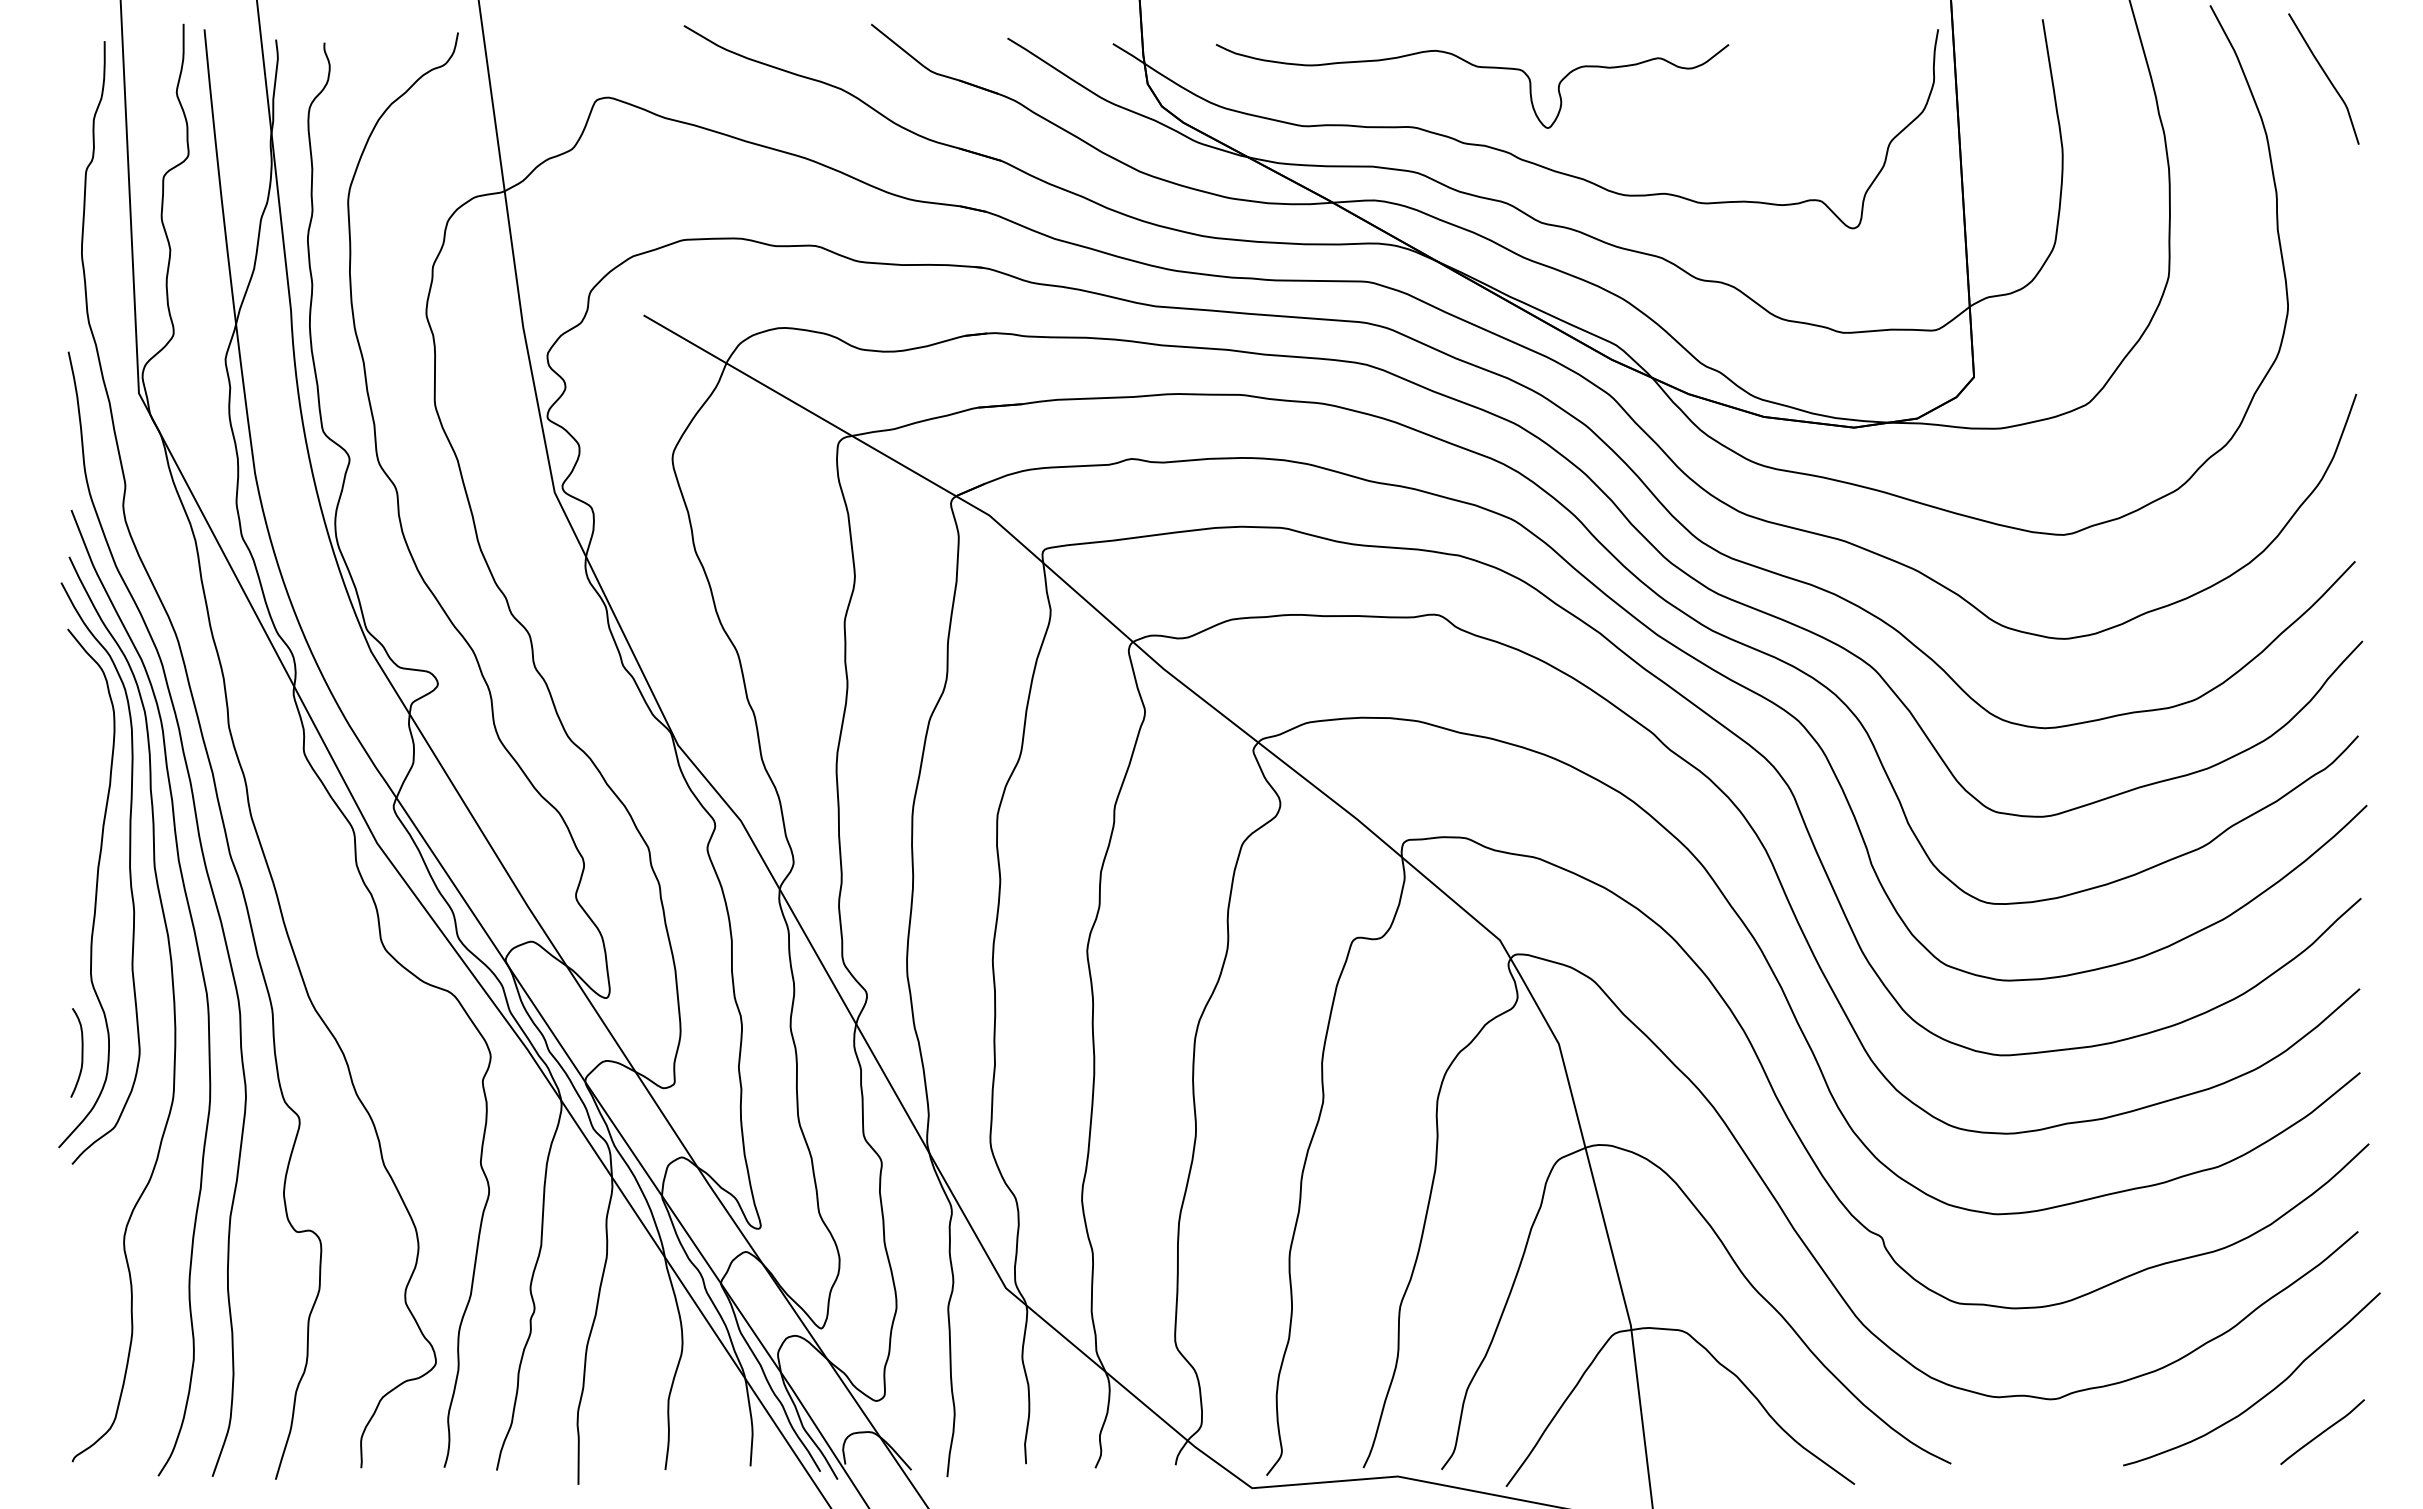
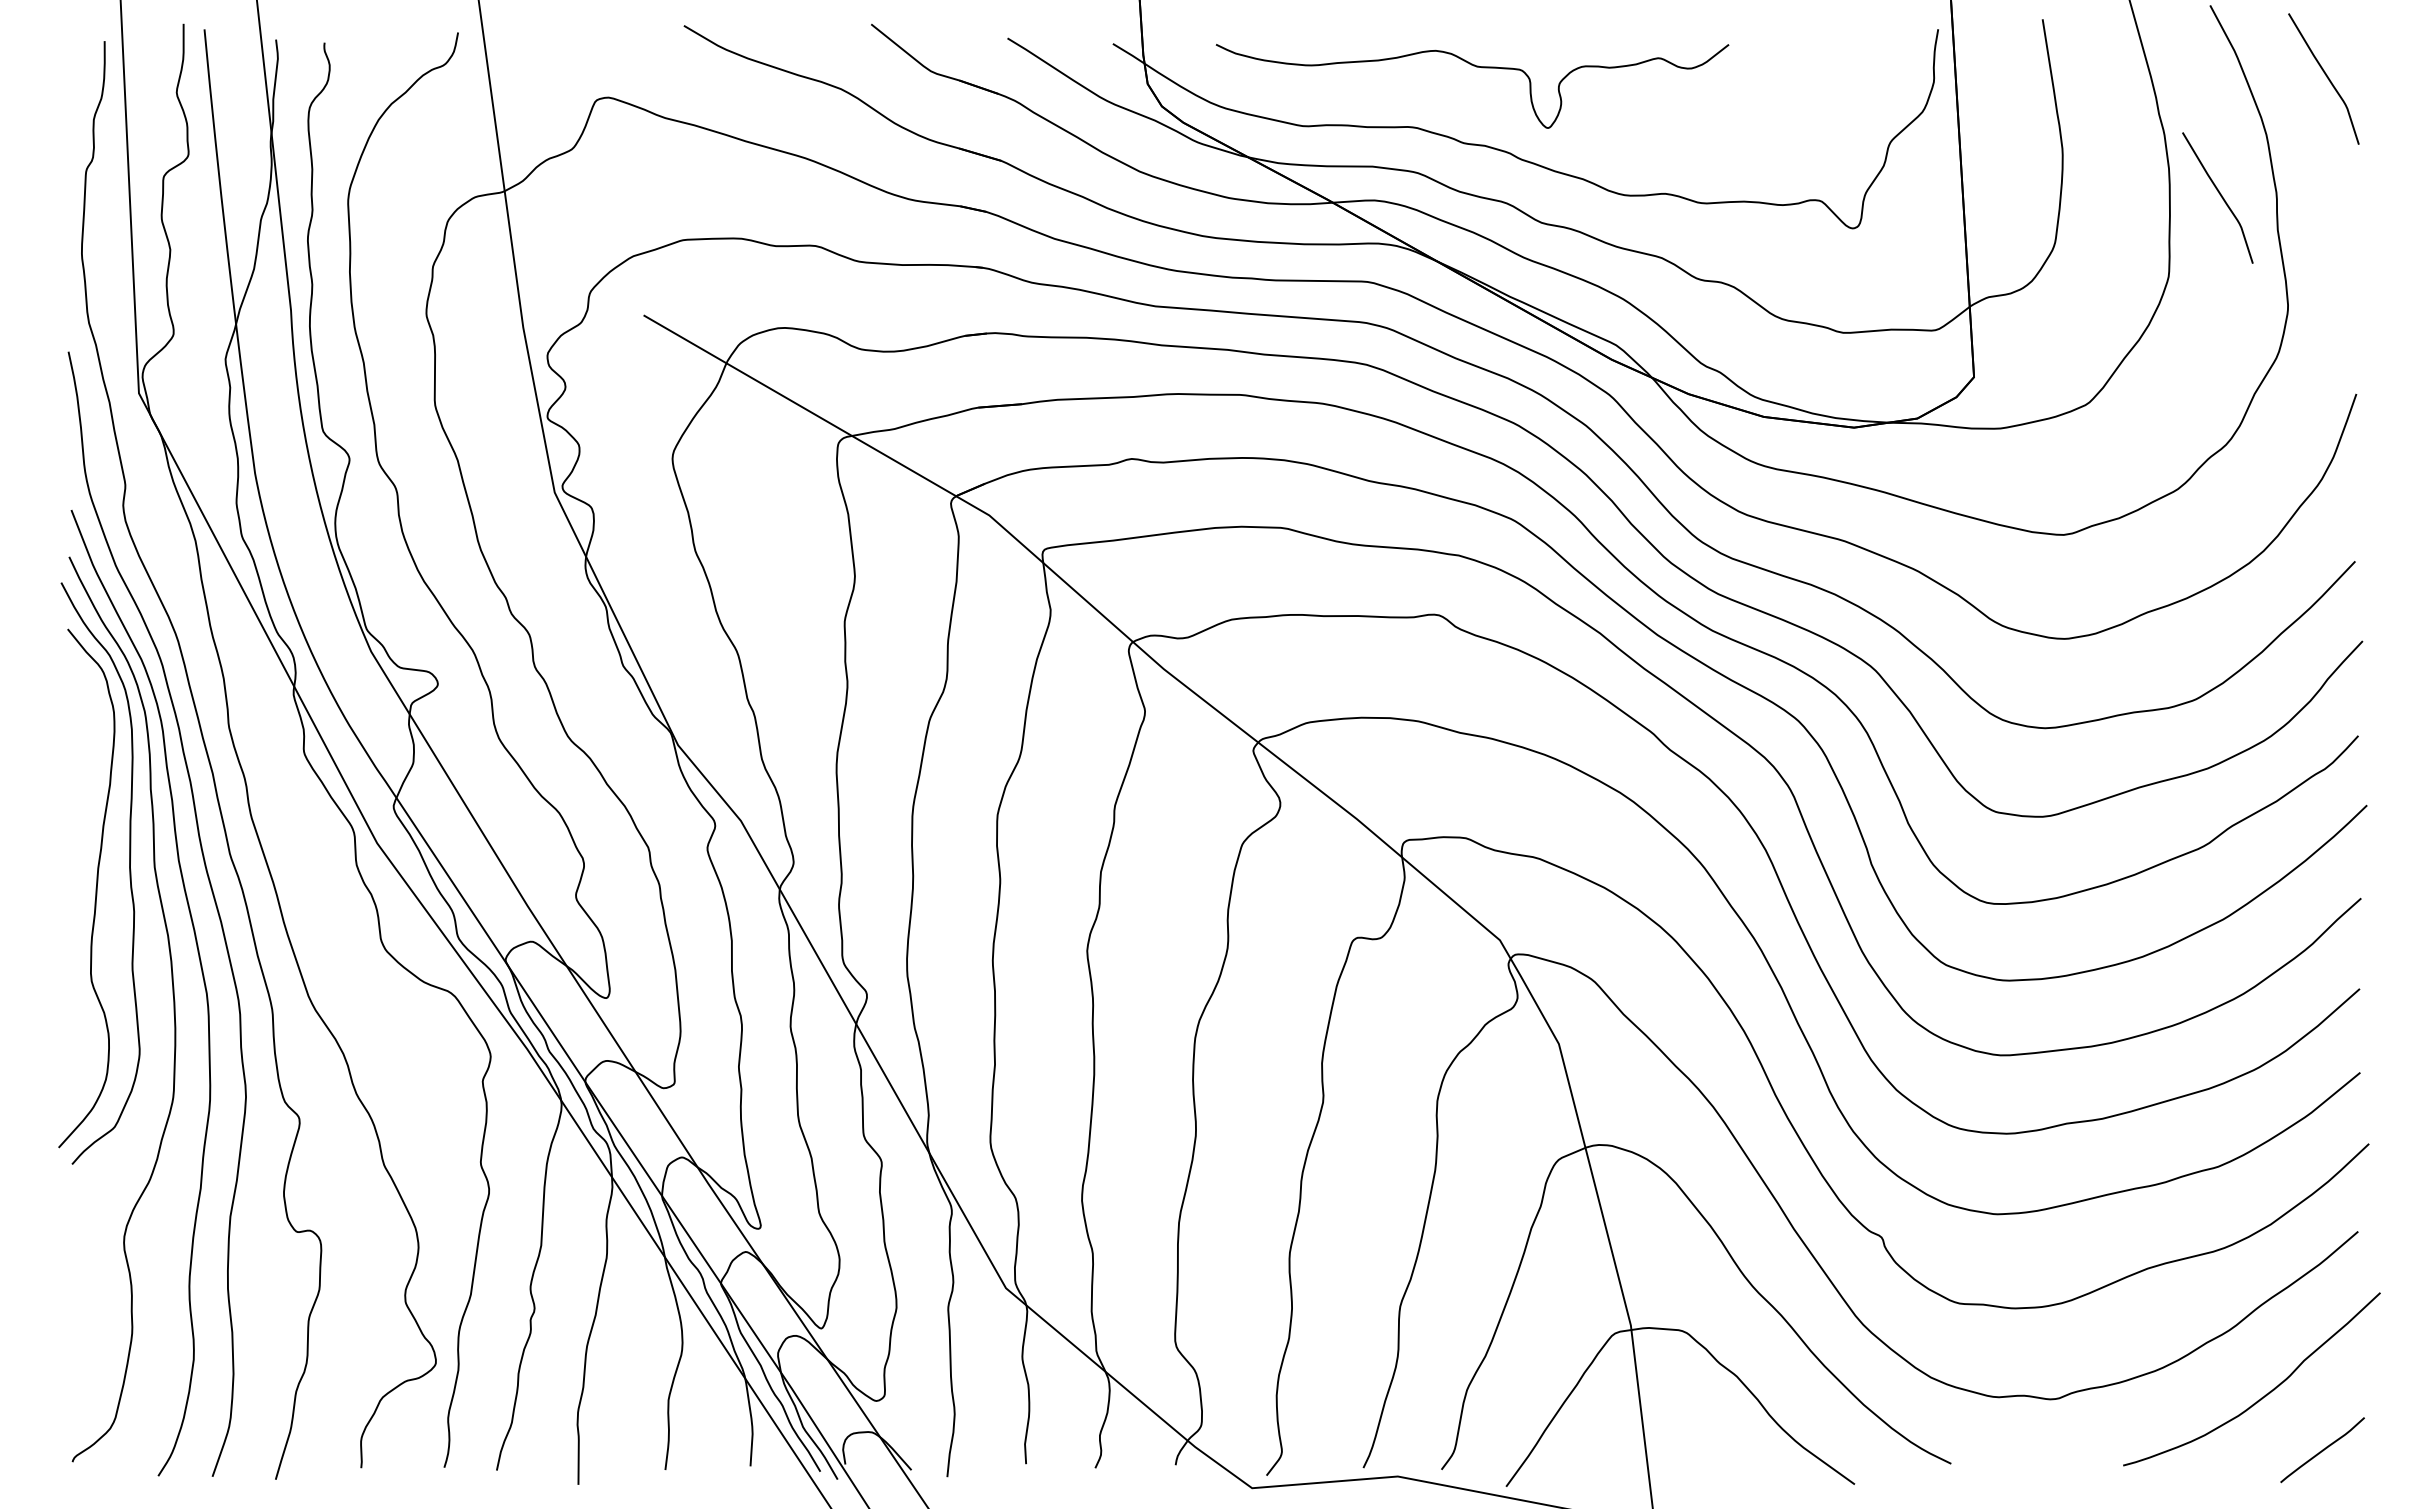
curve: none -> present (2220, 196)
curve: present -> none (81, 1052)
curve position: (2322, 1432) -> (2322, 1450) (2322, 1450)
